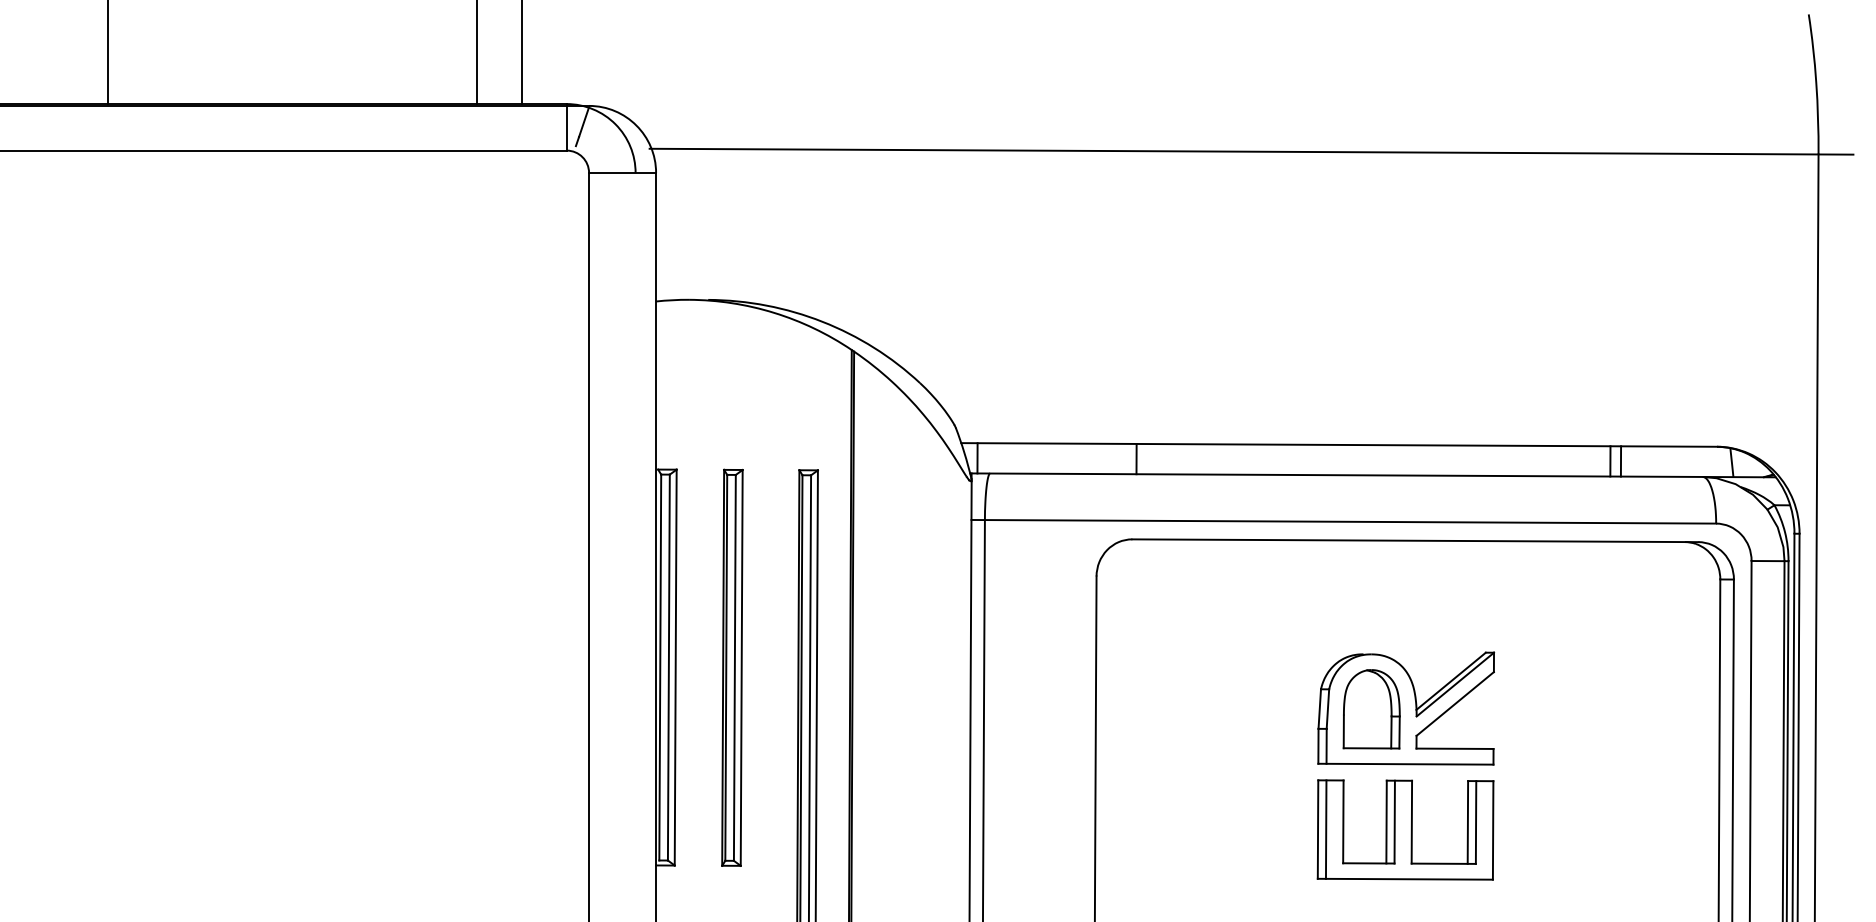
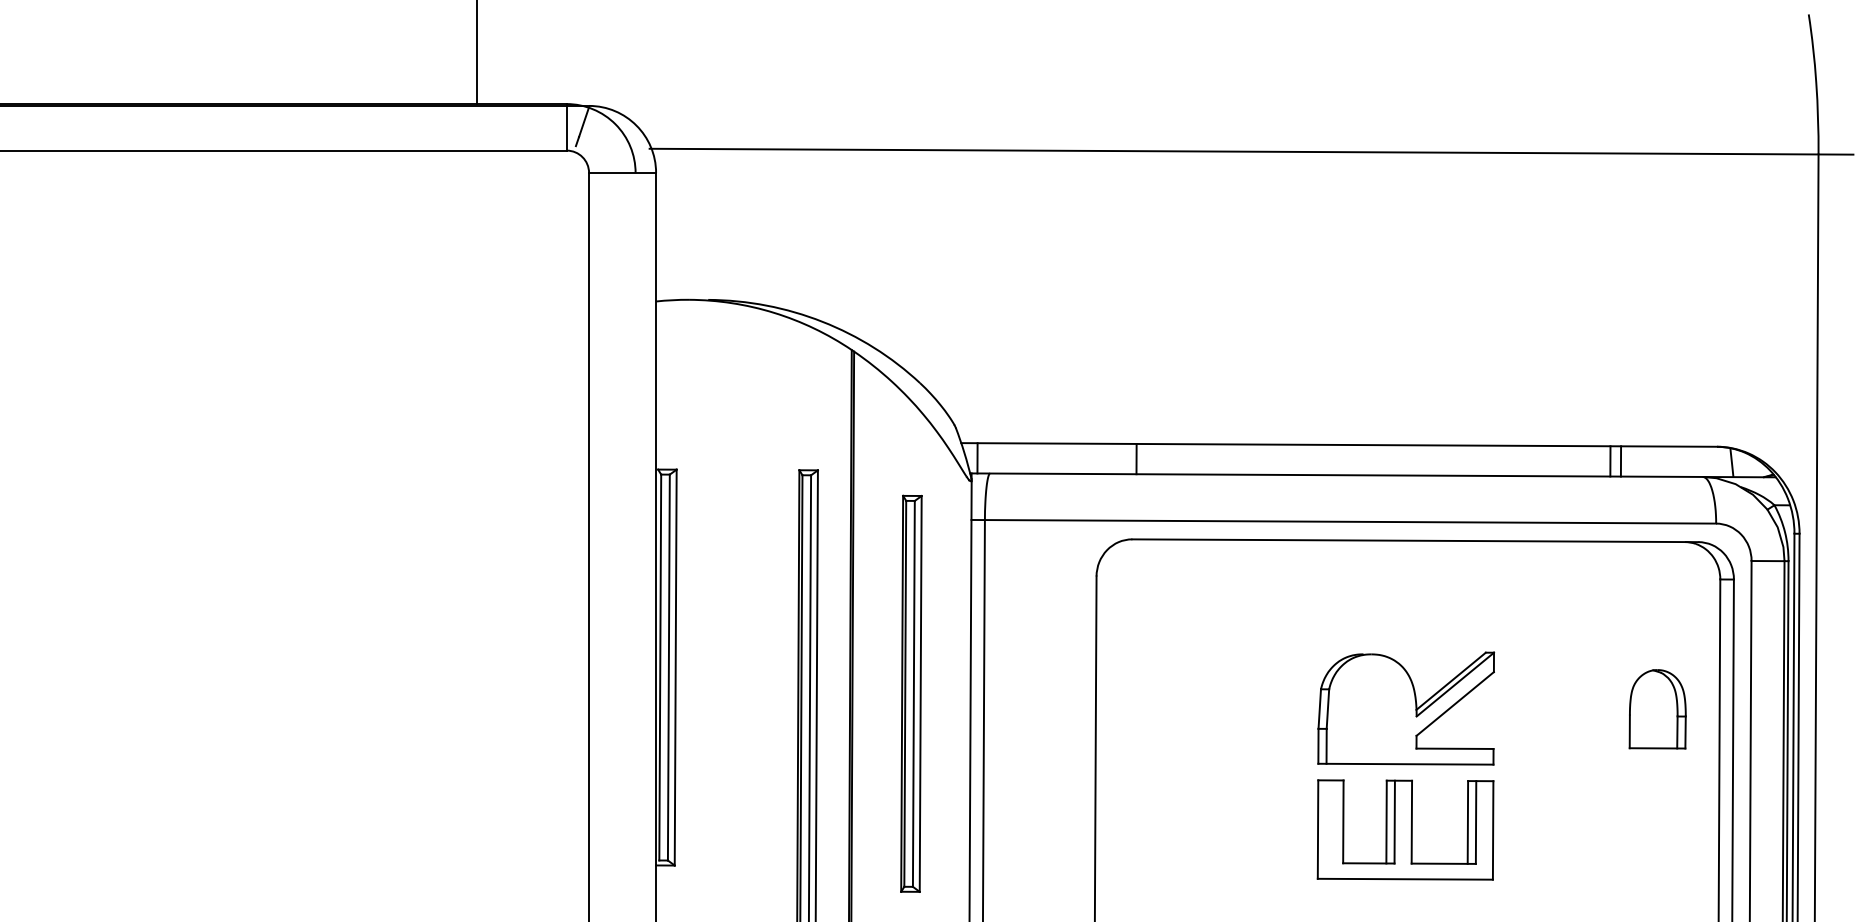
line: present -> none (108, 53)
line: present -> none (521, 53)
part position: (732, 667) -> (911, 693) (911, 693)
part position: (1371, 709) -> (1657, 709) (1657, 709)
line: present -> none (1325, 829)
